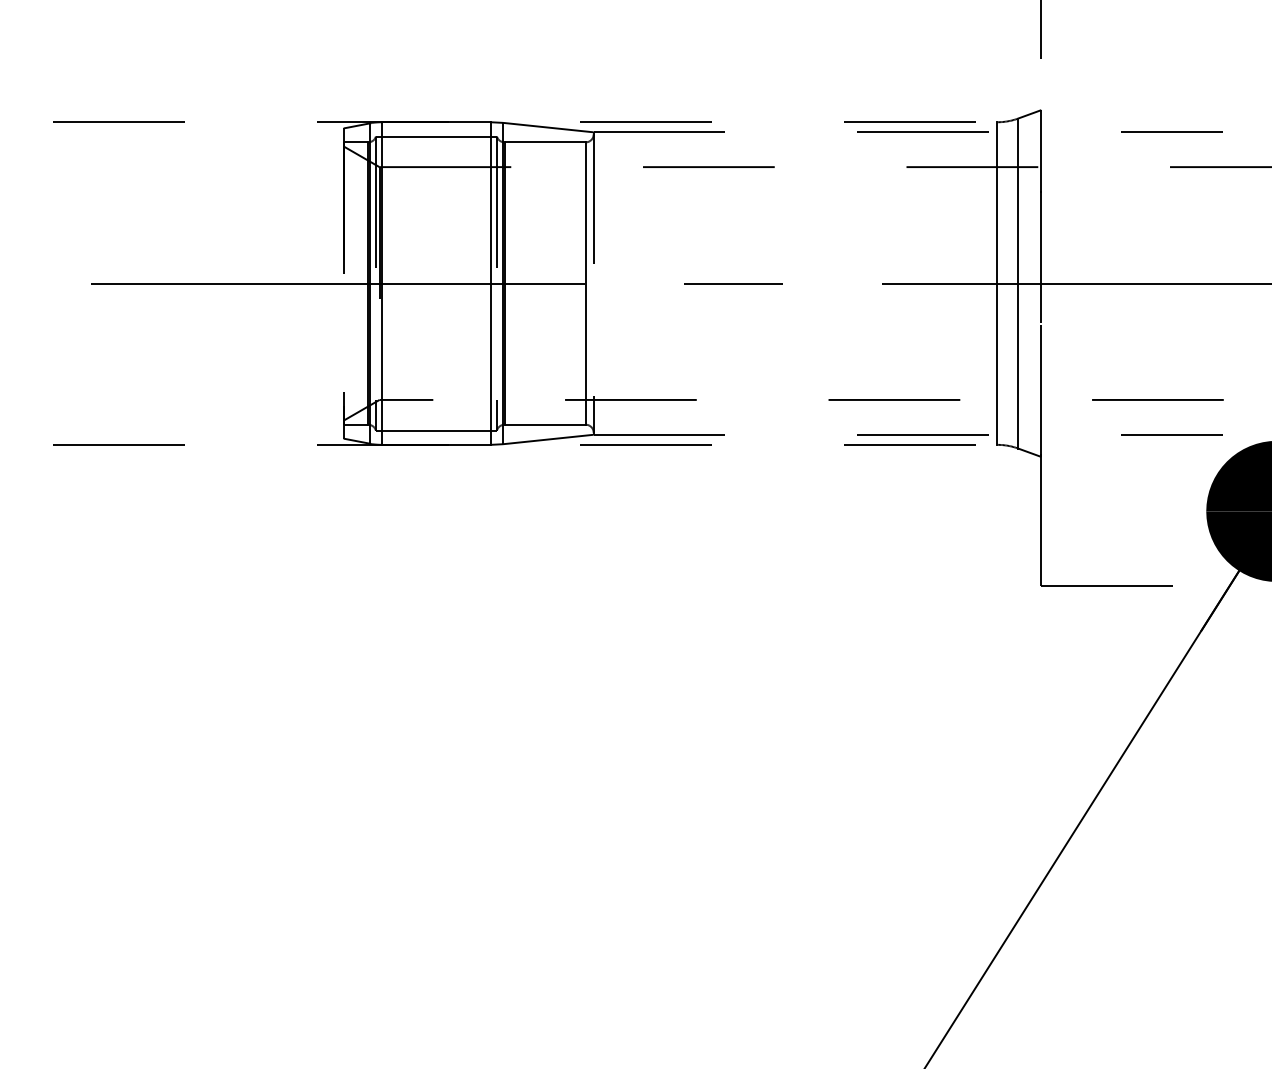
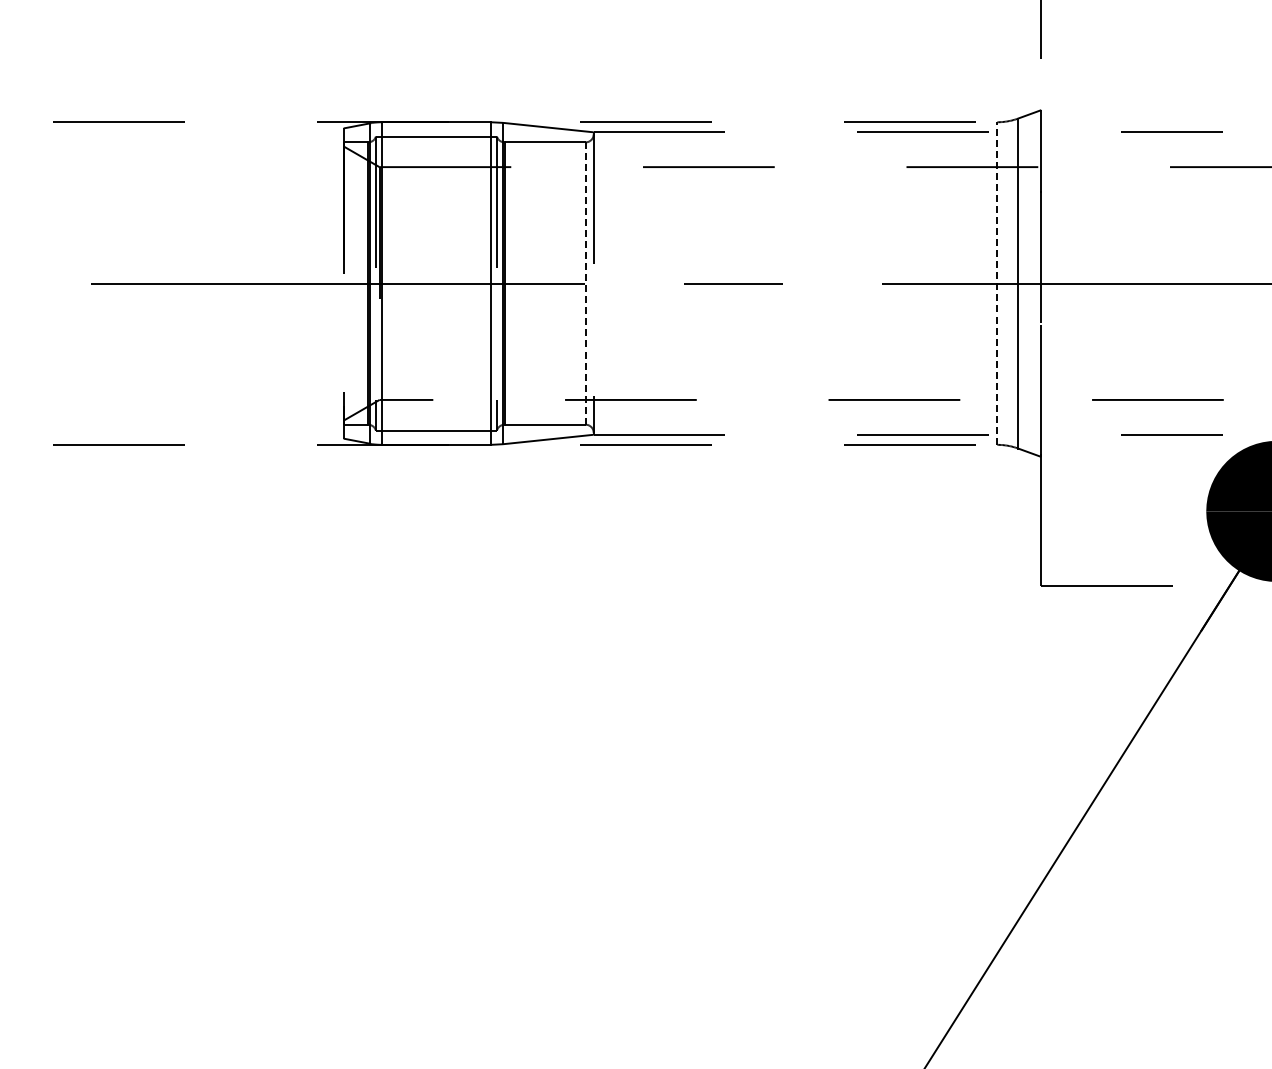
line: solid -> dashed (585, 283)
line: solid -> dashed (997, 283)
